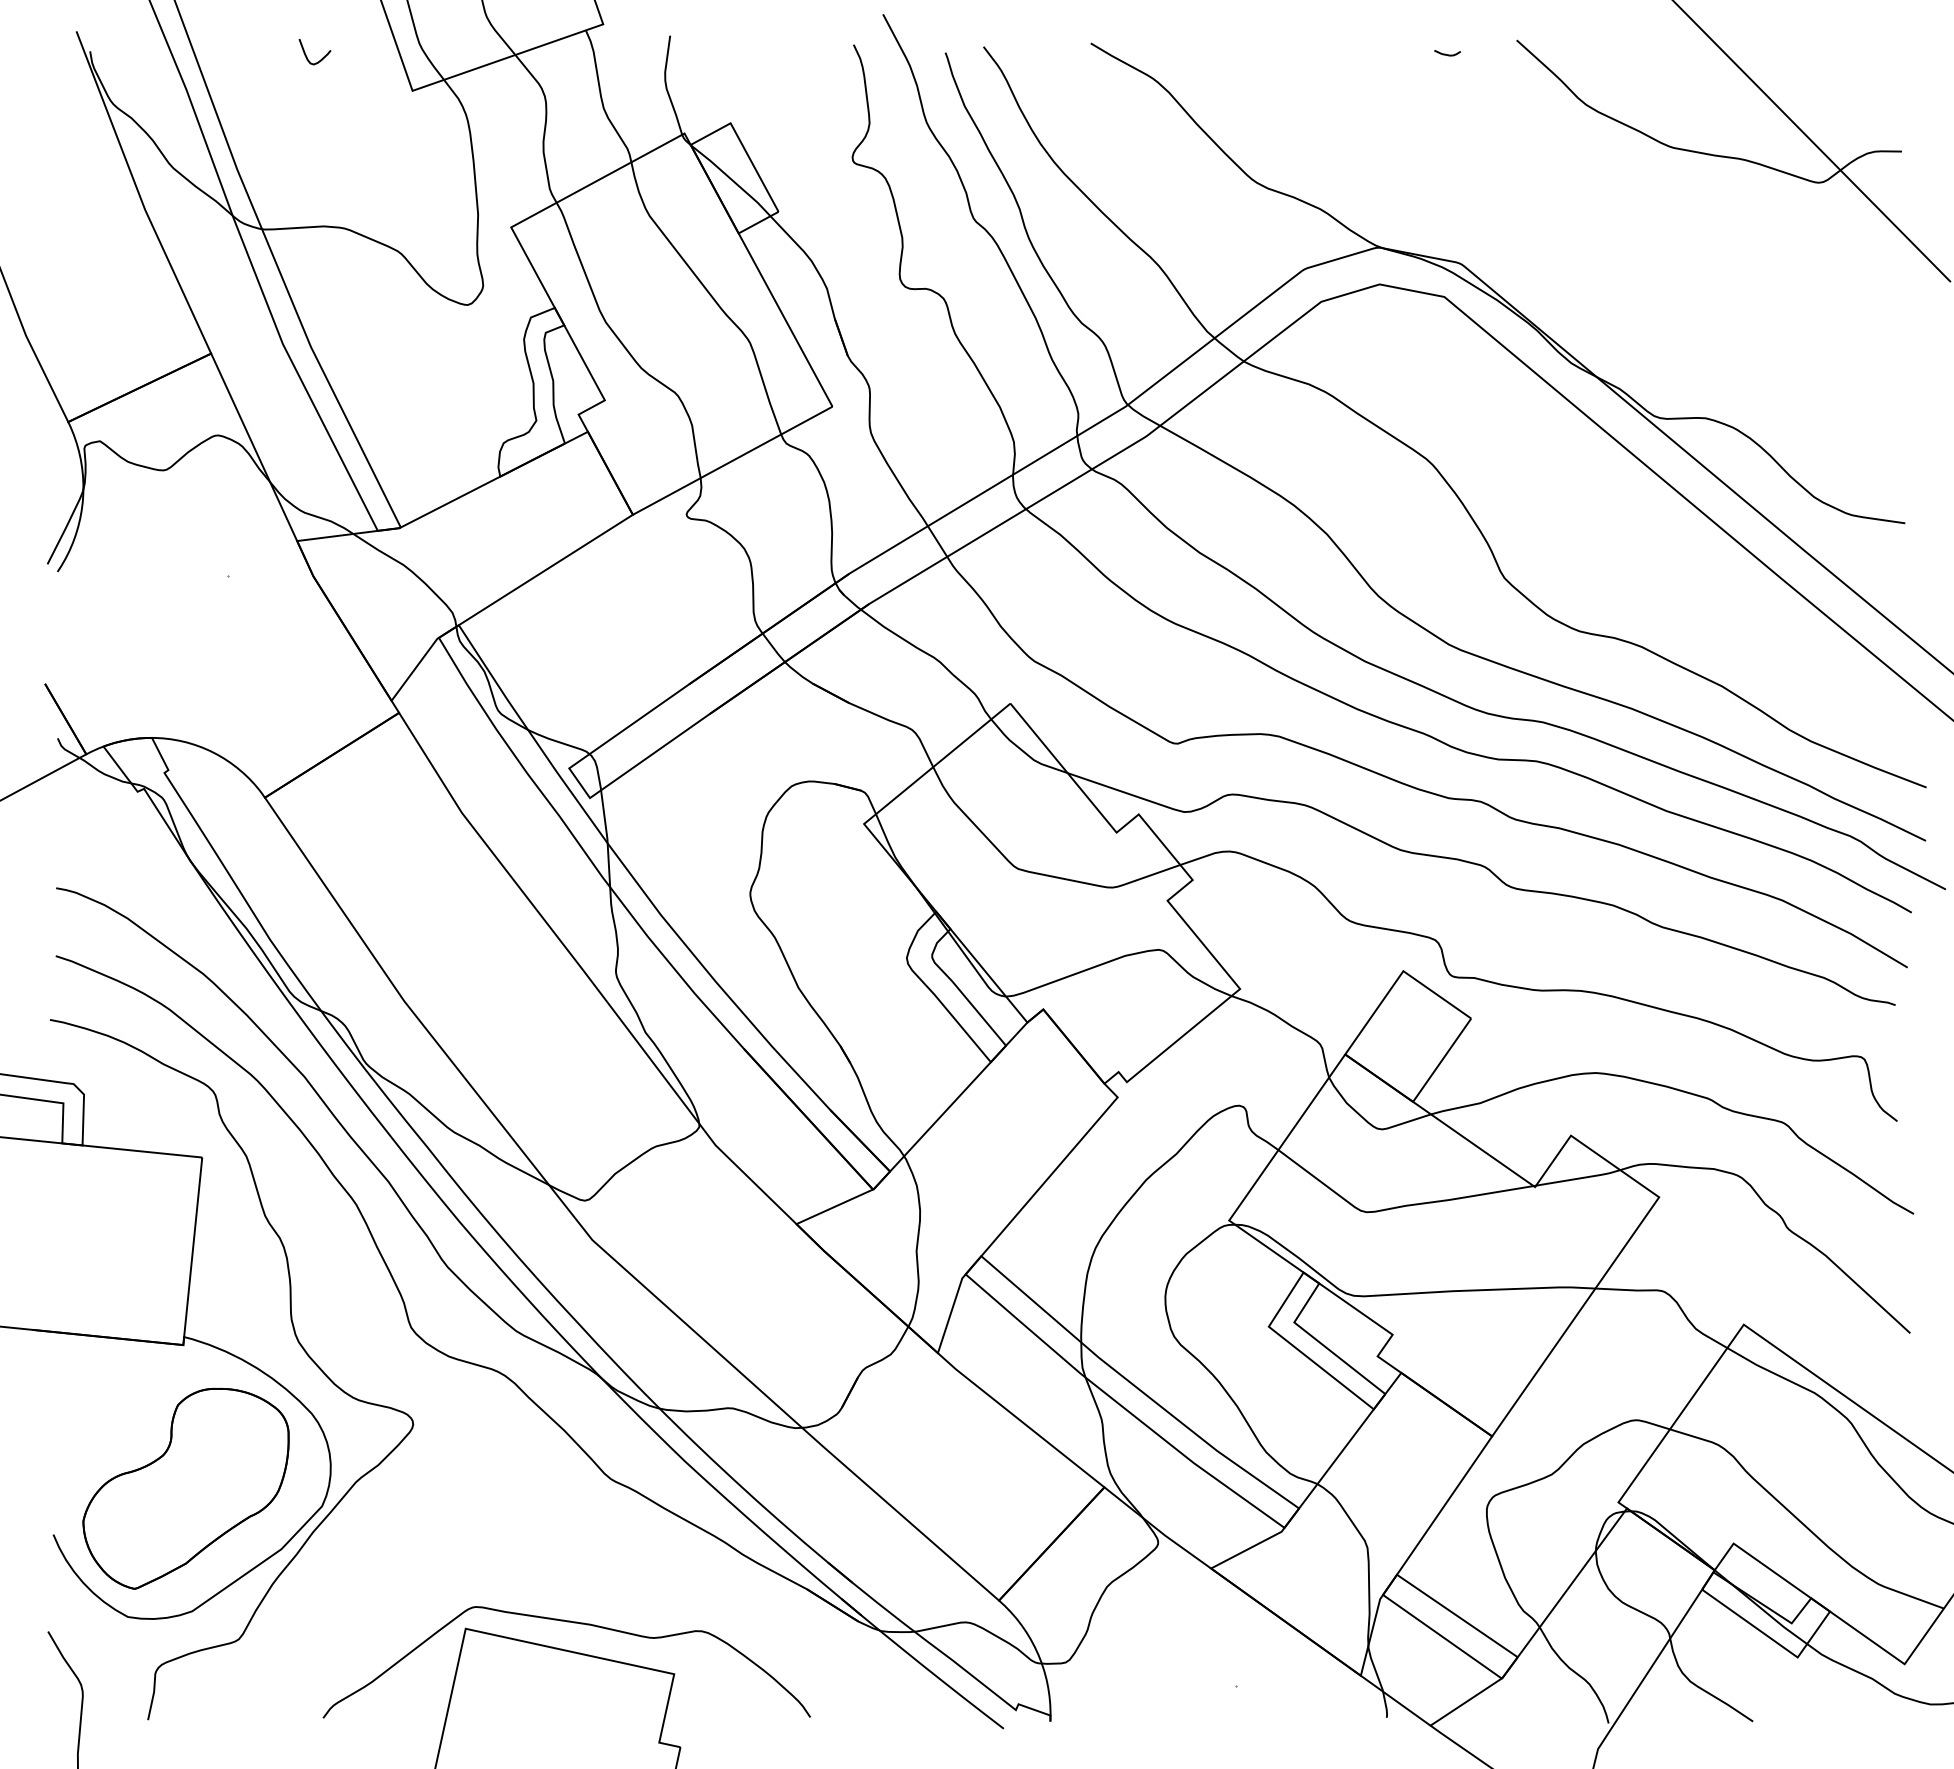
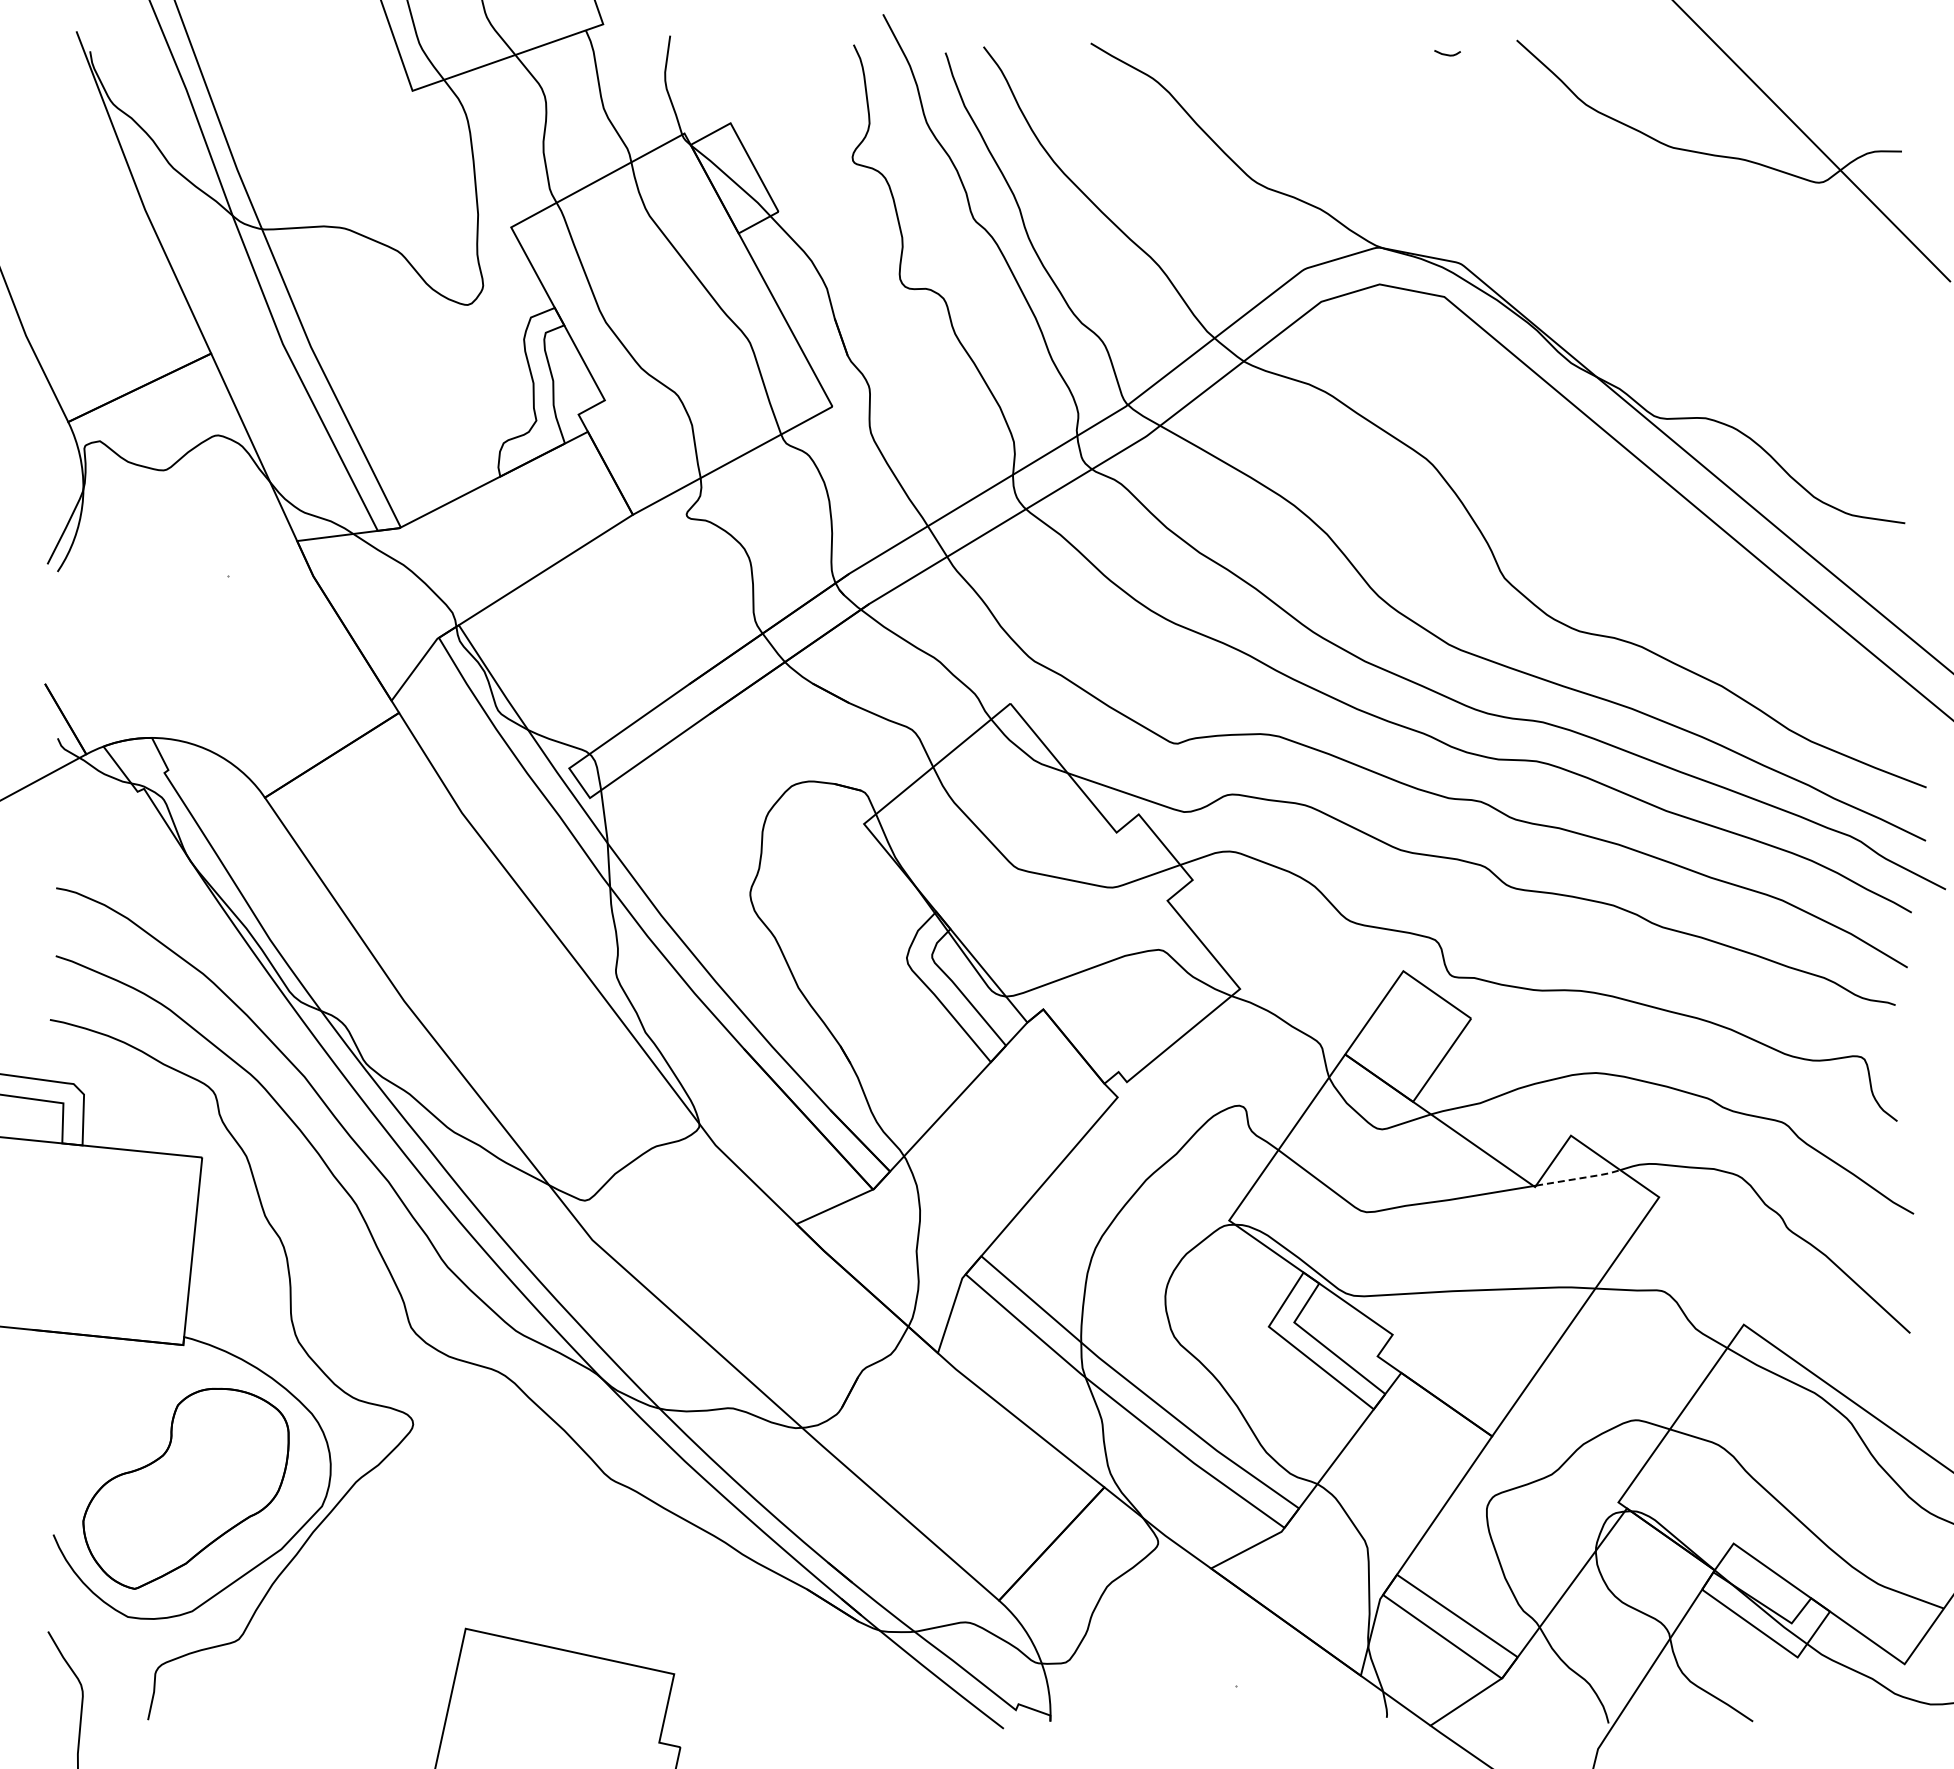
curve: present -> none (307, 56)
line: solid -> dashed (1580, 1178)
curve: present -> none (573, 1623)
